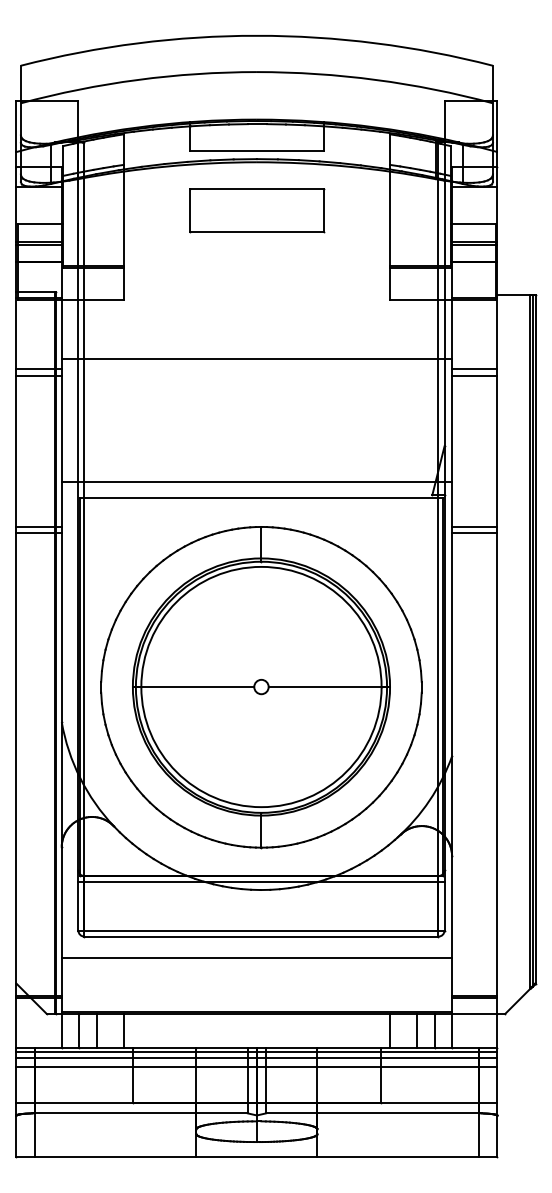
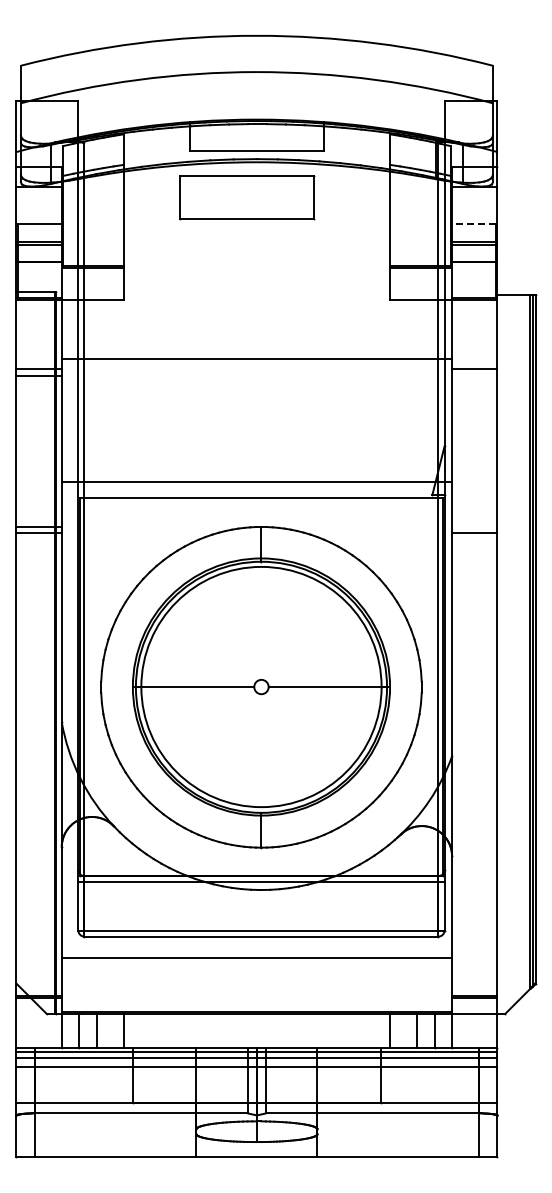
part position: (257, 210) -> (247, 197) (247, 197)
line: solid -> dashed (474, 223)
line: present -> none (474, 376)
line: present -> none (474, 526)
